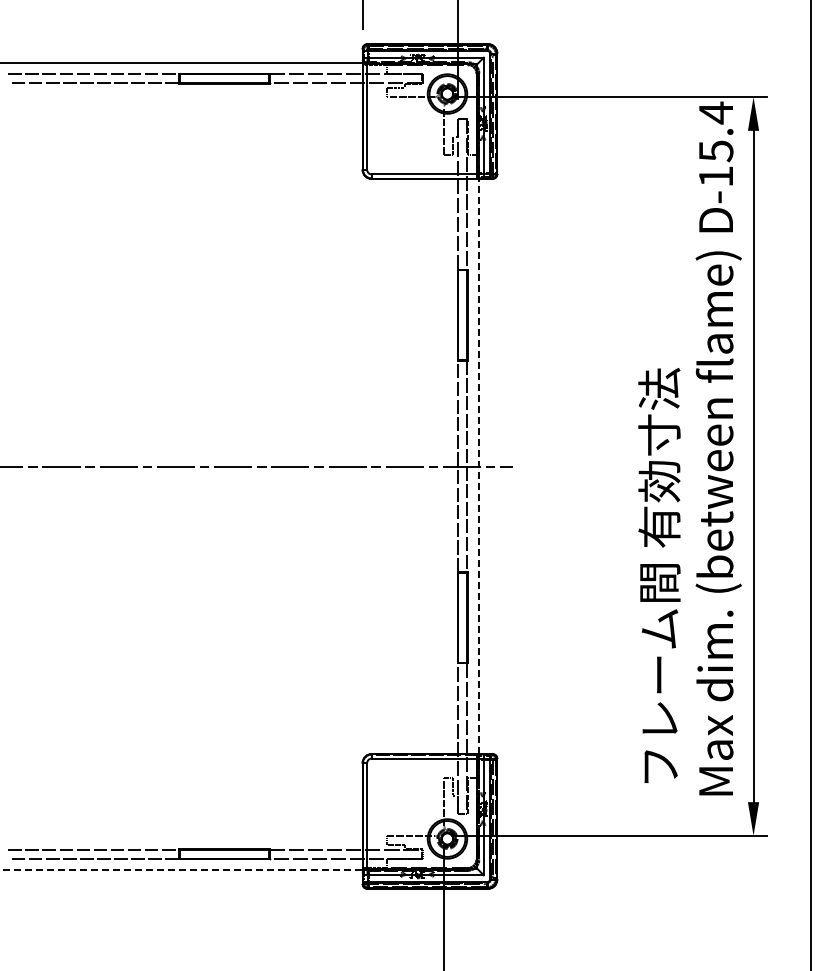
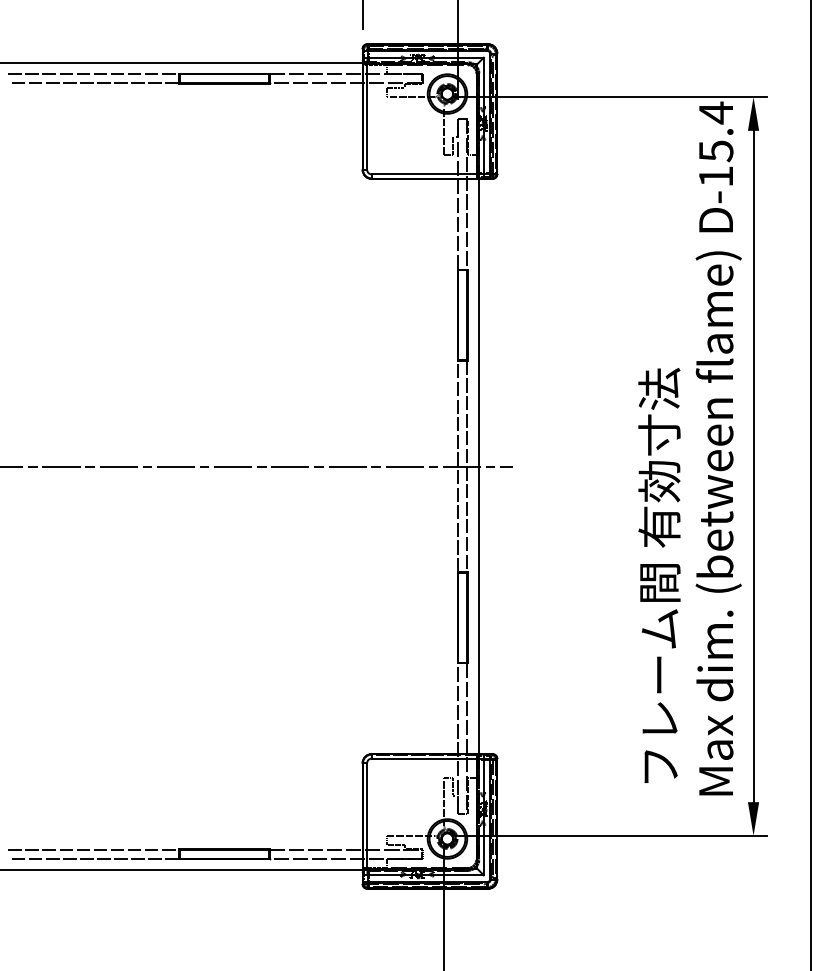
line: dashed -> solid (478, 466)
line: dashed -> solid (181, 870)
